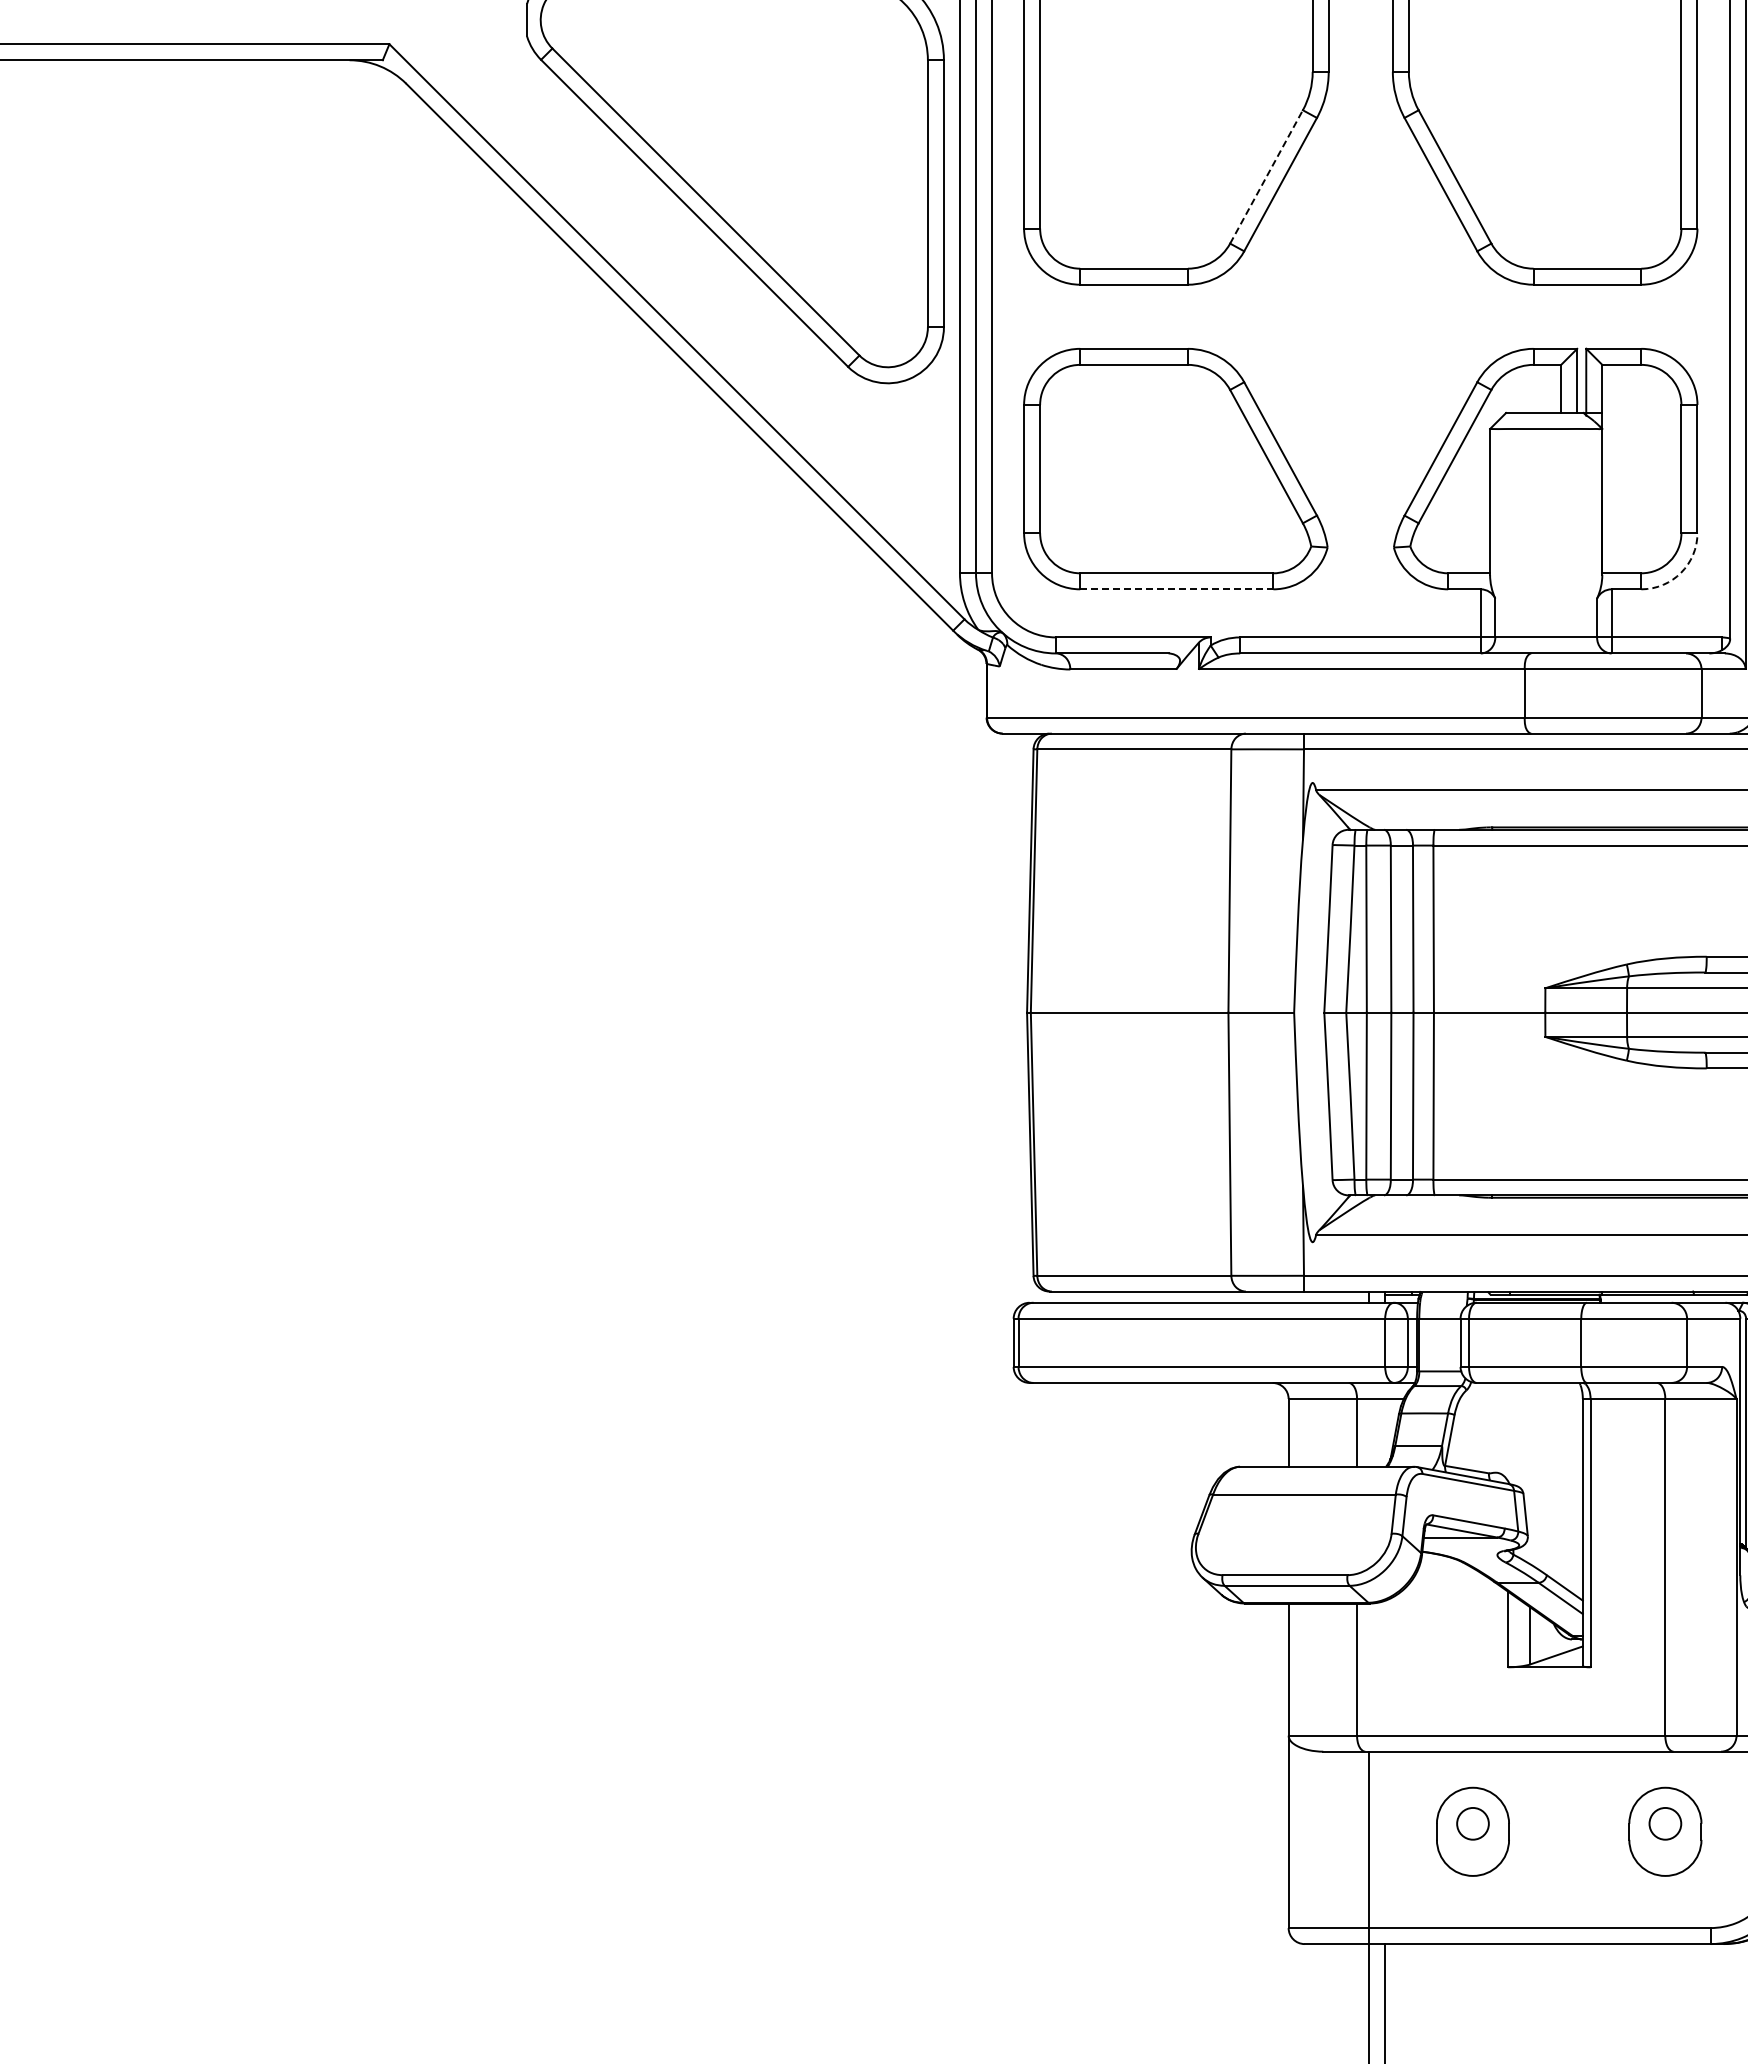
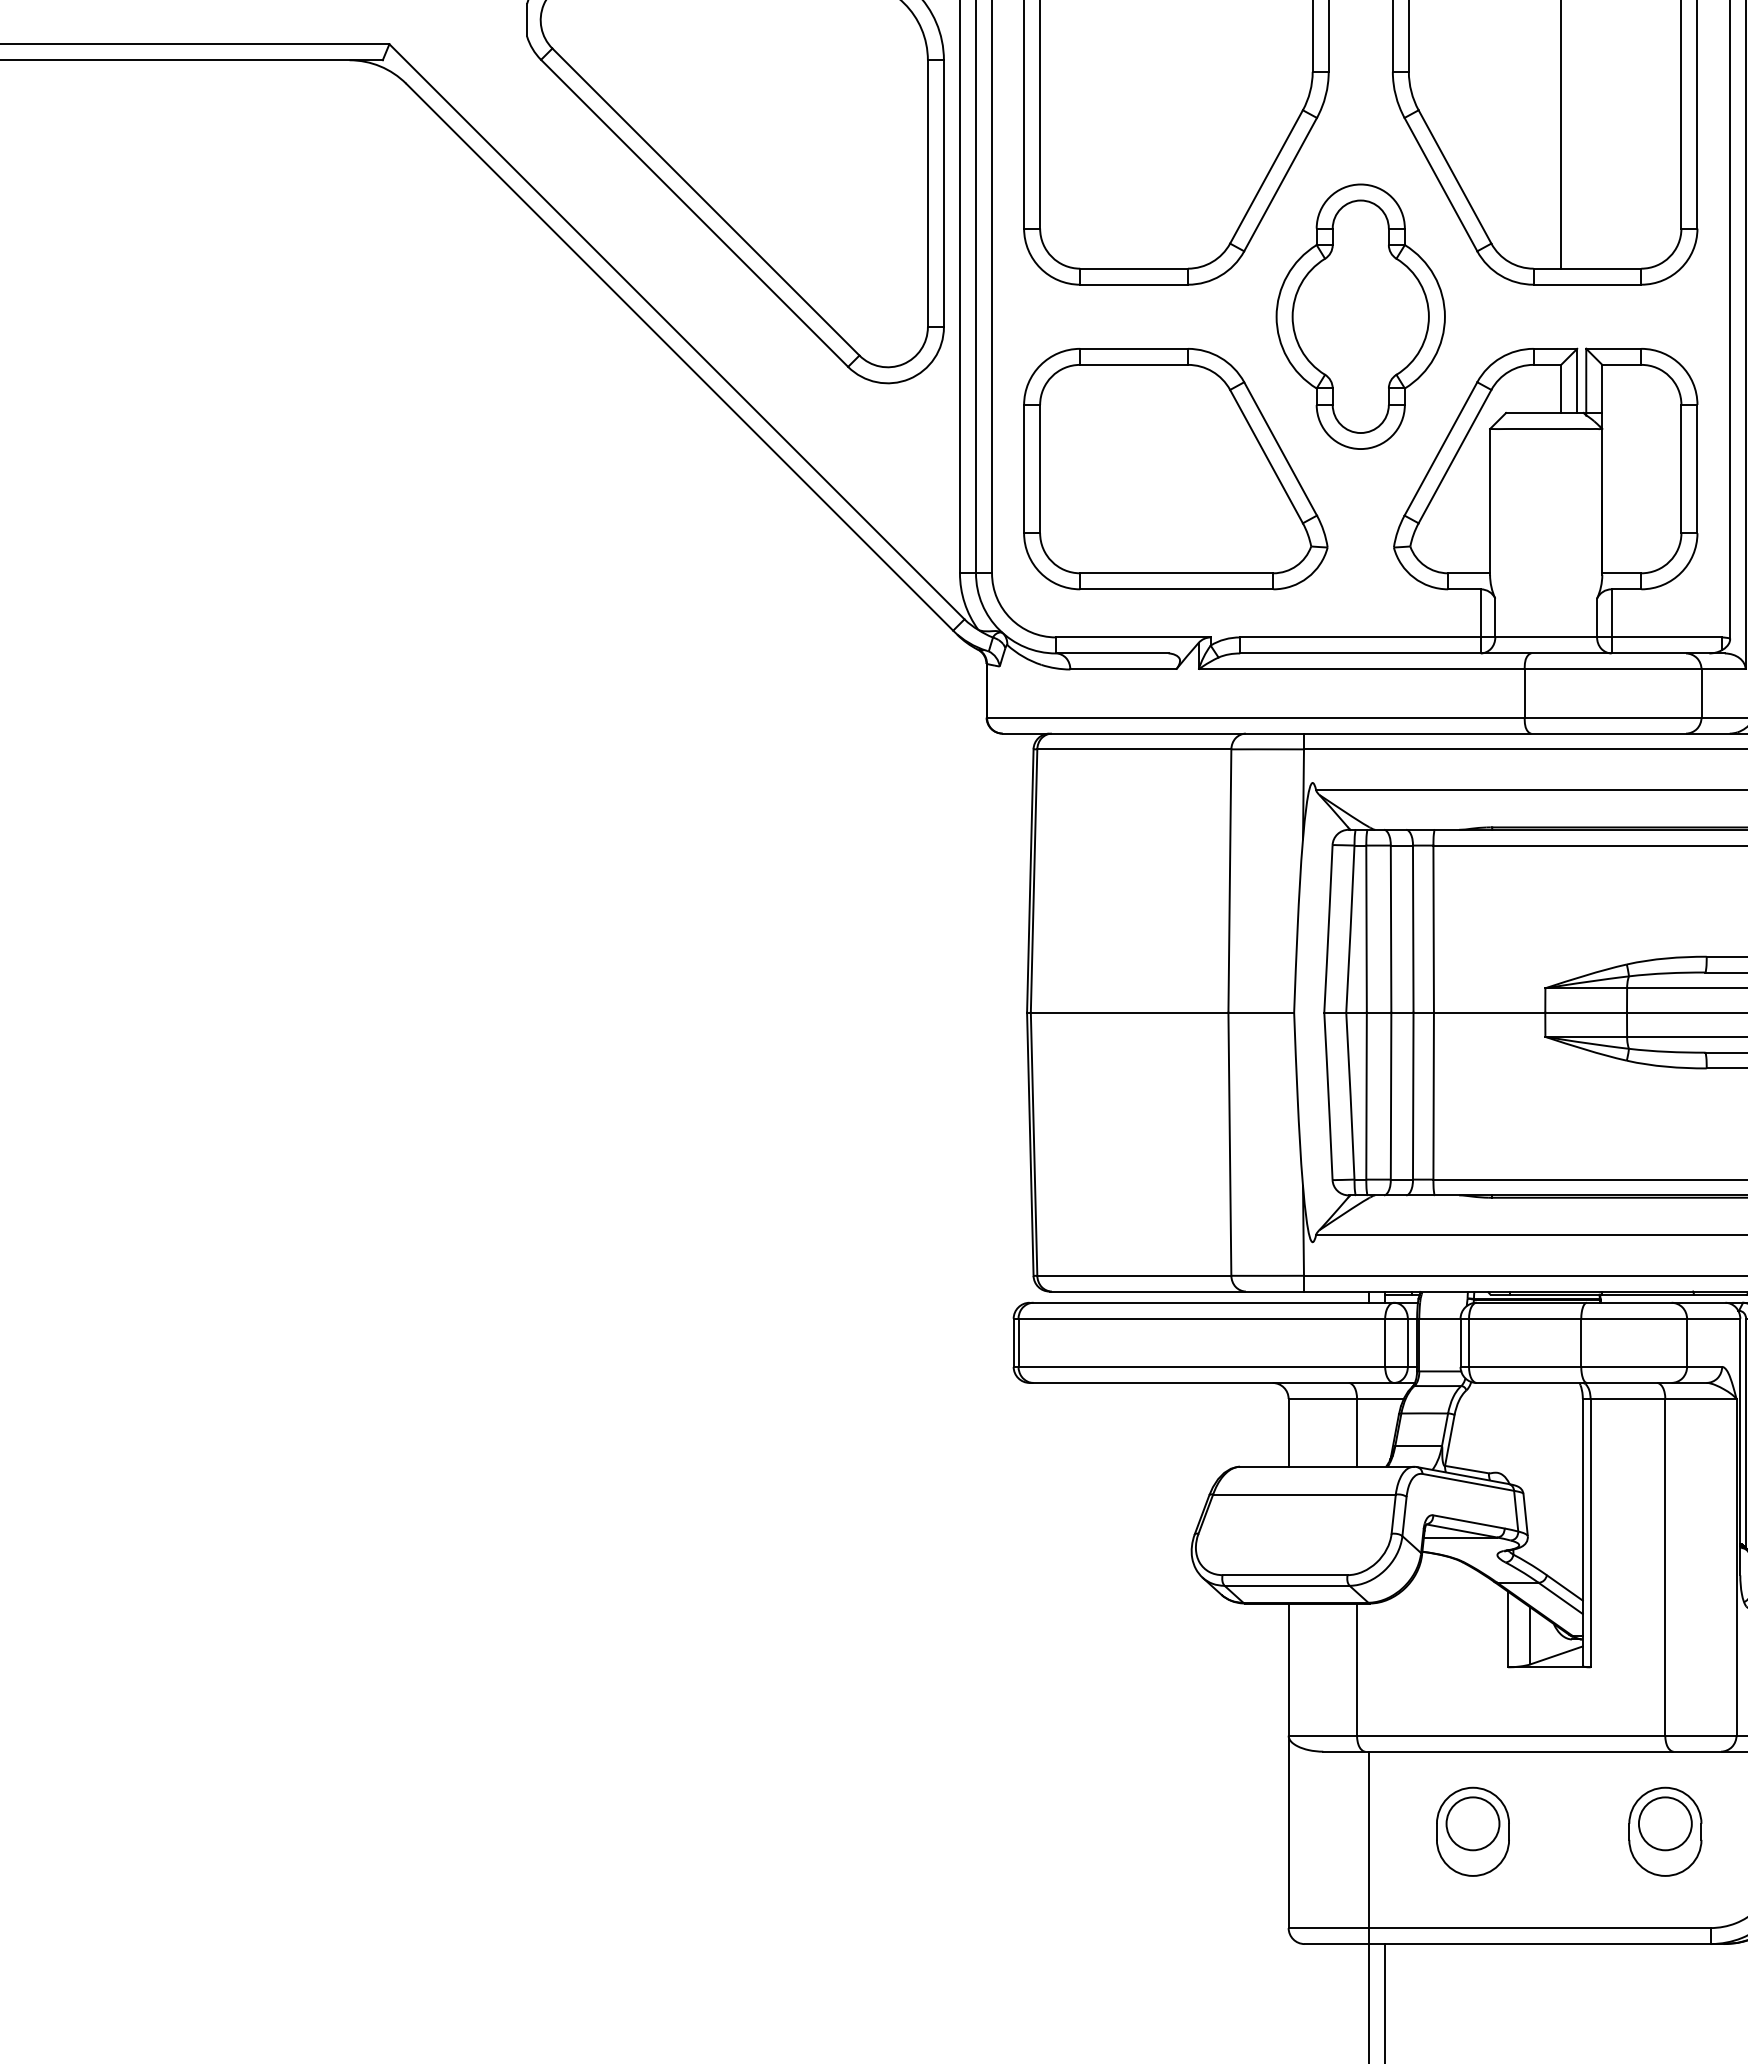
line: none -> present (1561, 135)
line: dashed -> solid (1266, 176)
part: none -> present (1360, 316)
arc: dashed -> solid (1681, 572)
line: dashed -> solid (1176, 589)
circle diameter: 32 px -> 53 px (1472, 1823)
circle diameter: 32 px -> 53 px (1664, 1823)
